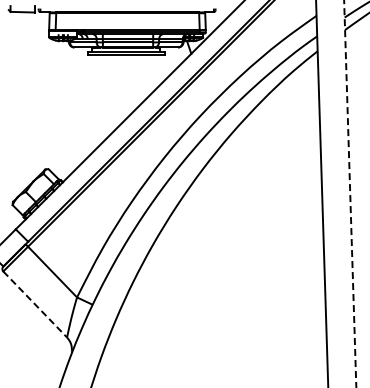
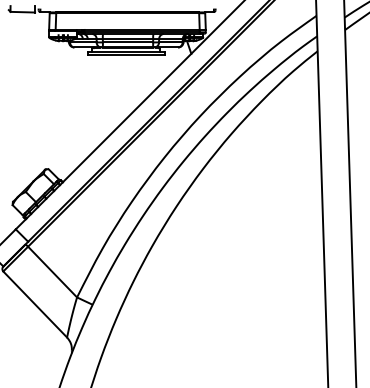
line: dashed -> solid (350, 193)
line: dashed -> solid (35, 304)
